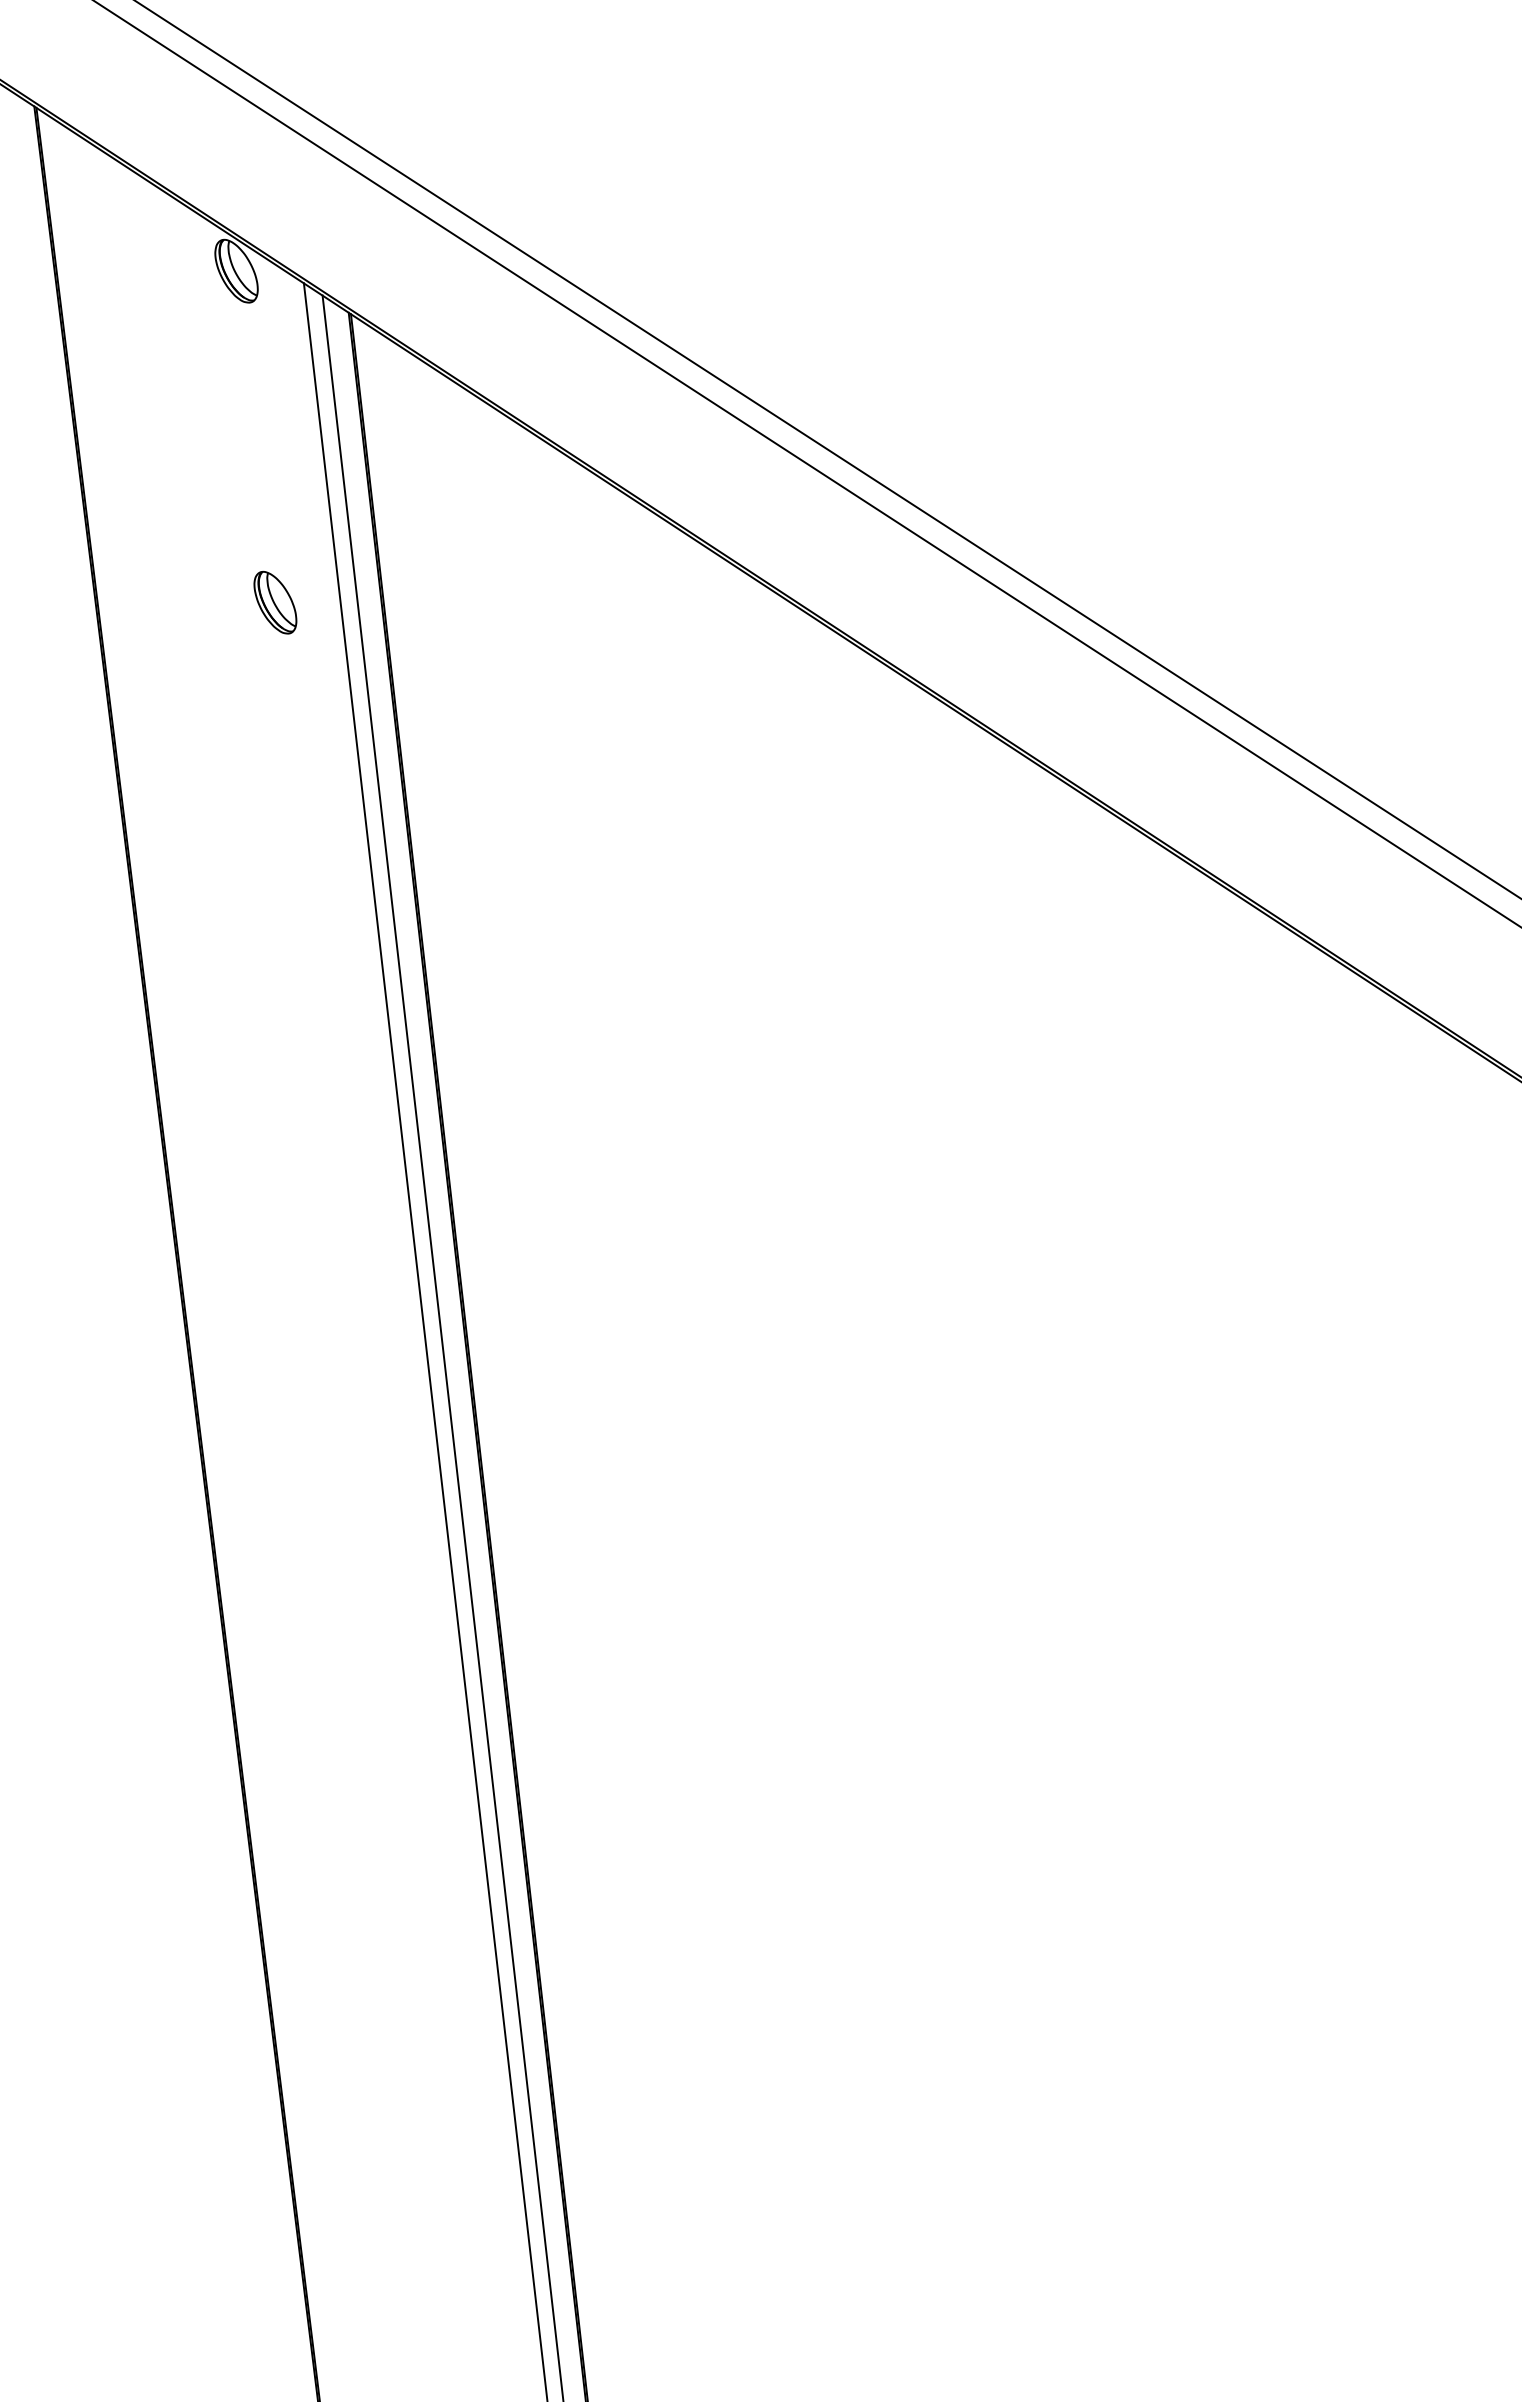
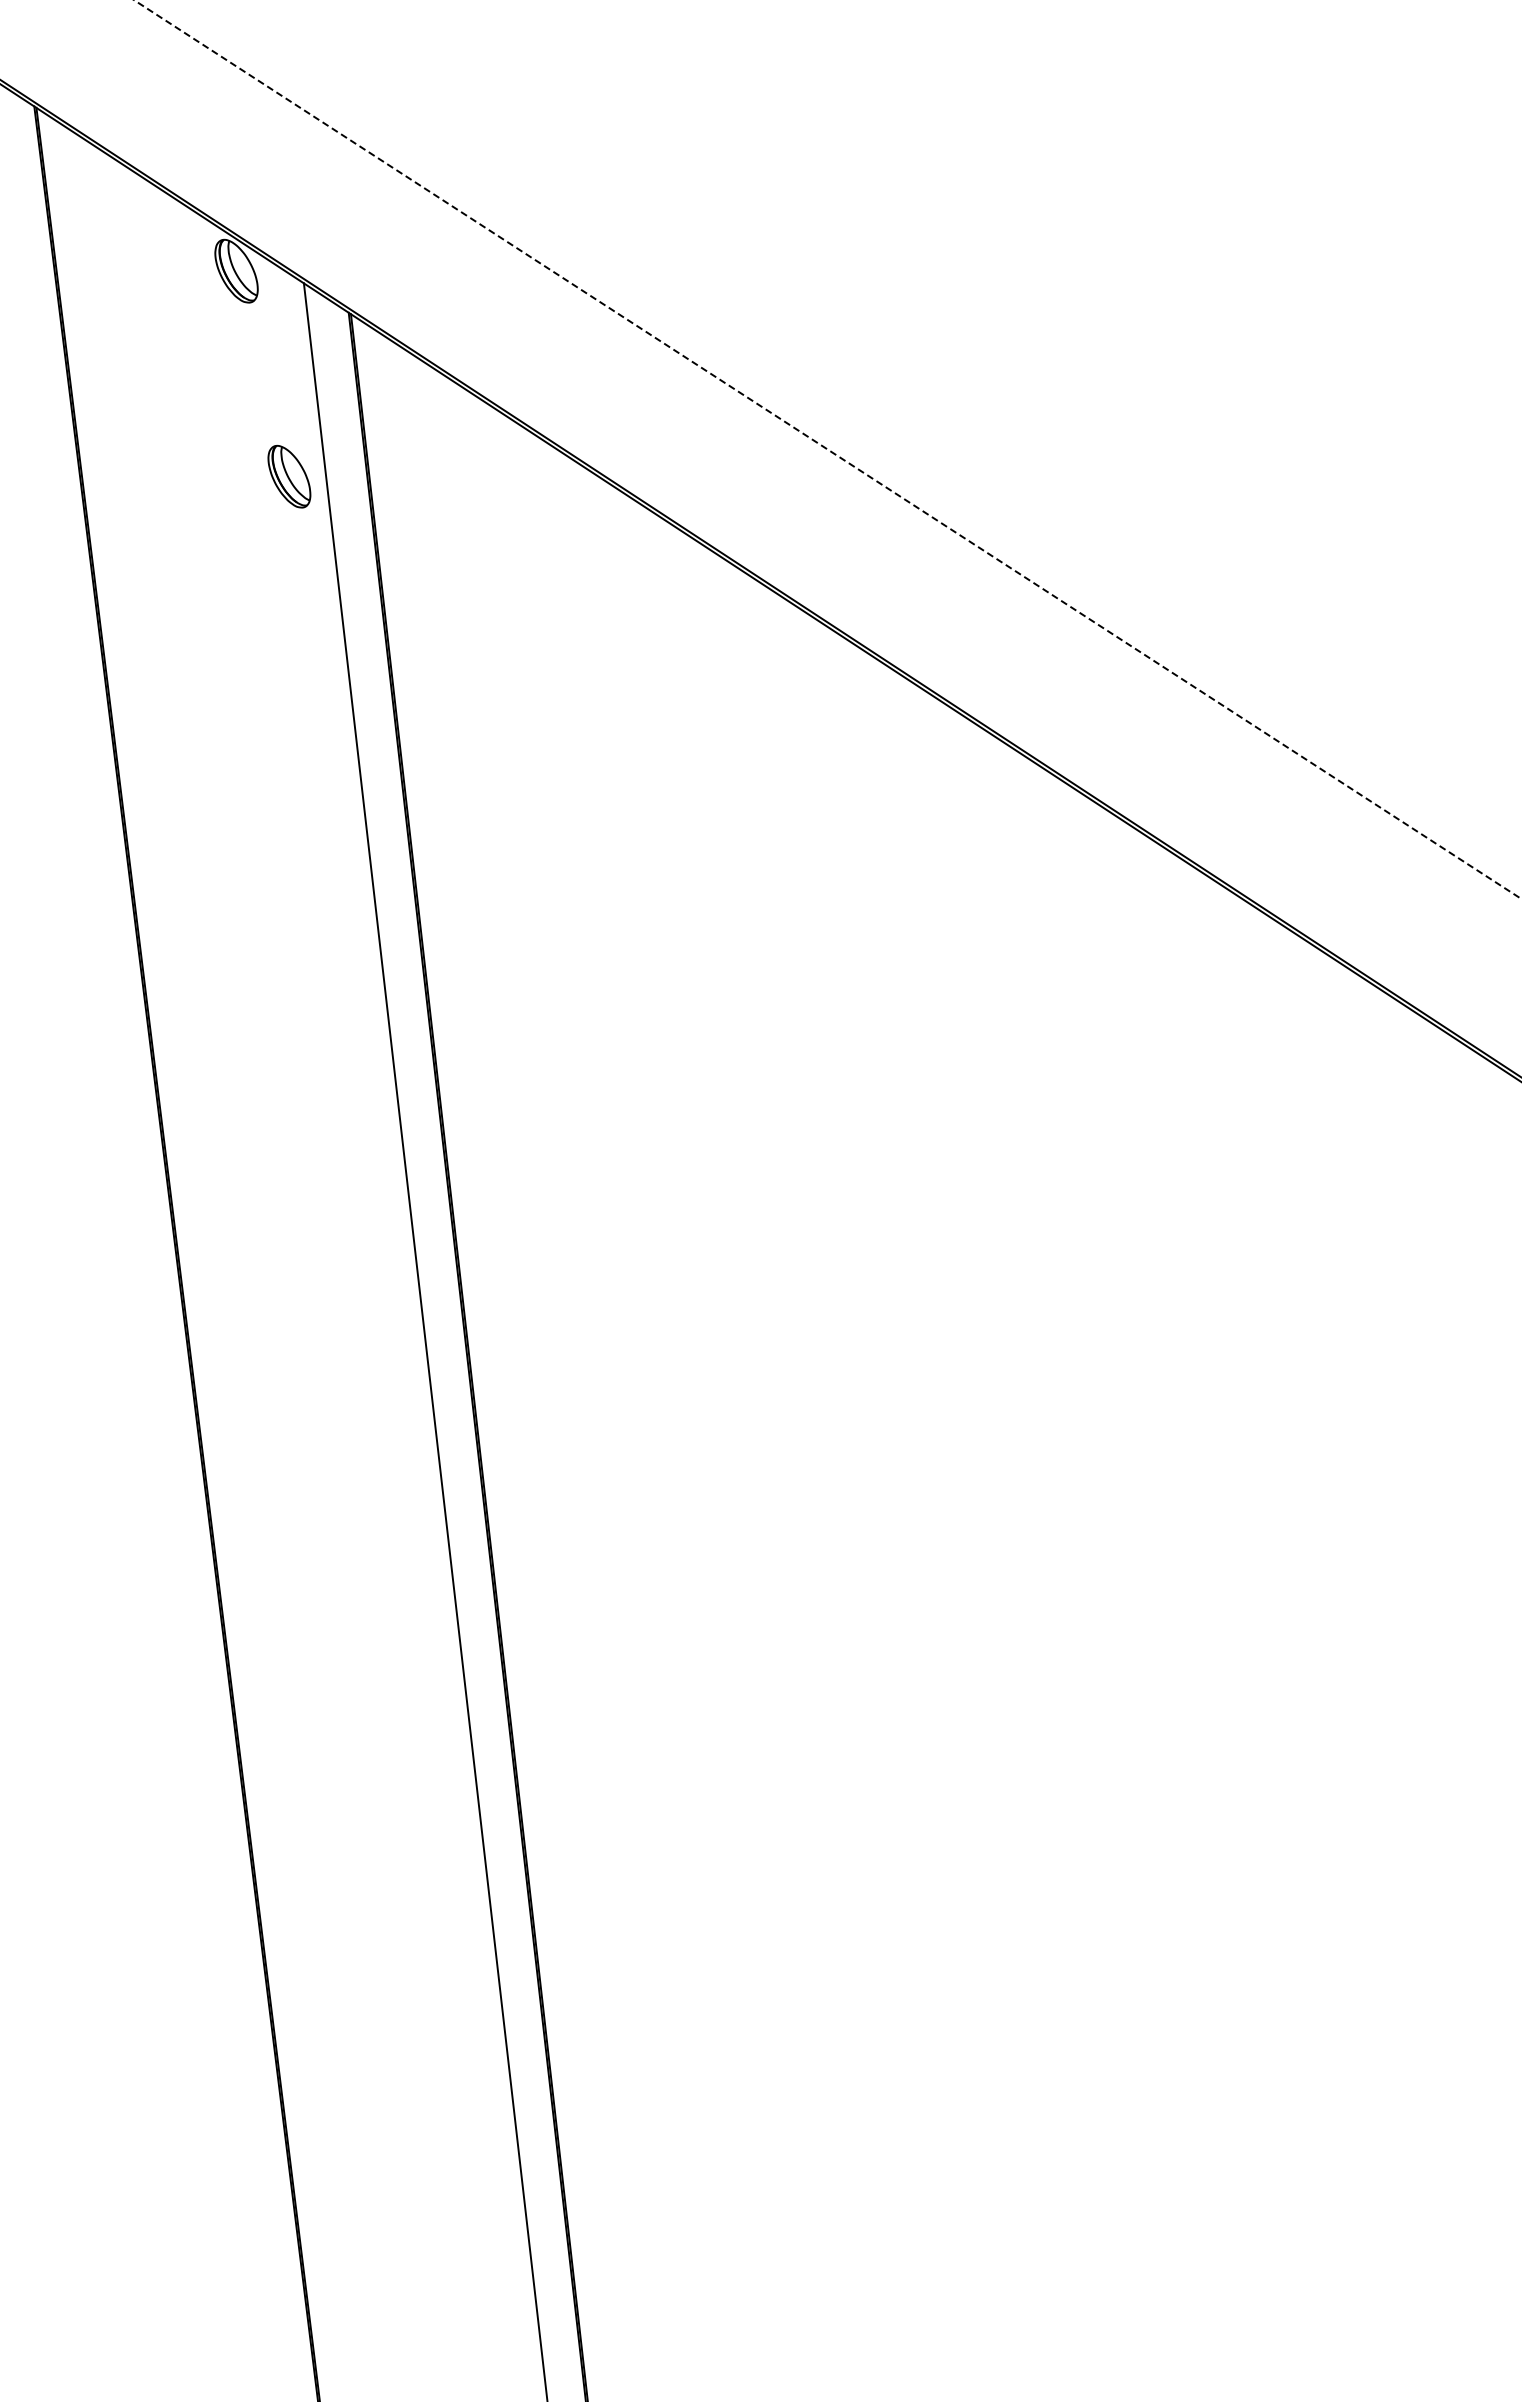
line: solid -> dashed (828, 450)
line: present -> none (807, 463)
part position: (275, 602) -> (289, 476) (289, 476)
line: present -> none (442, 1346)
